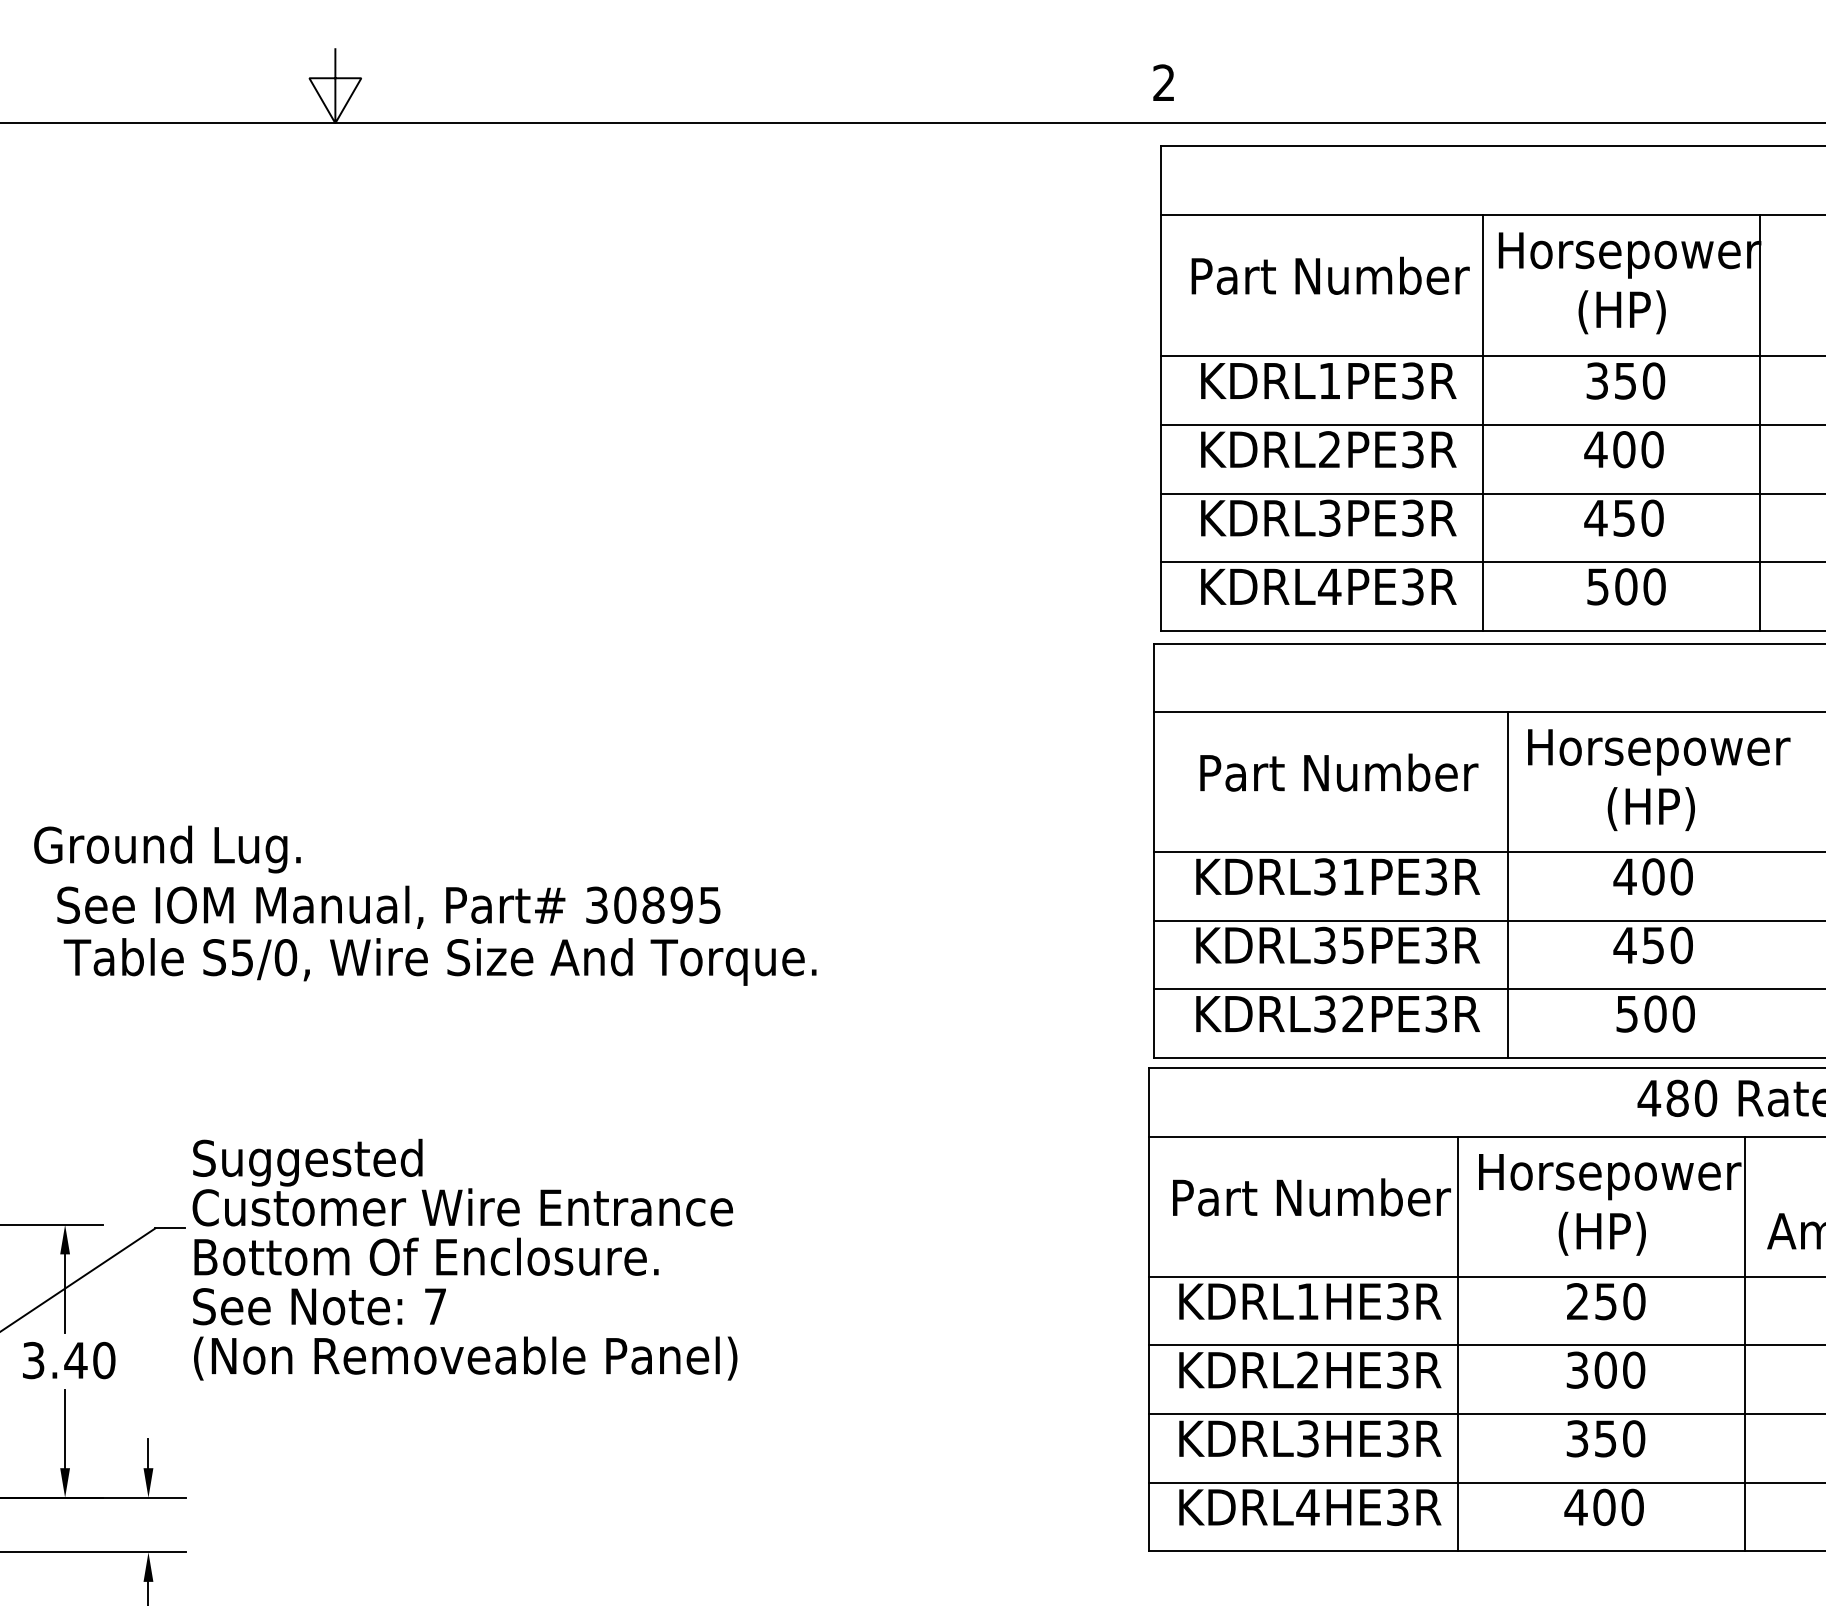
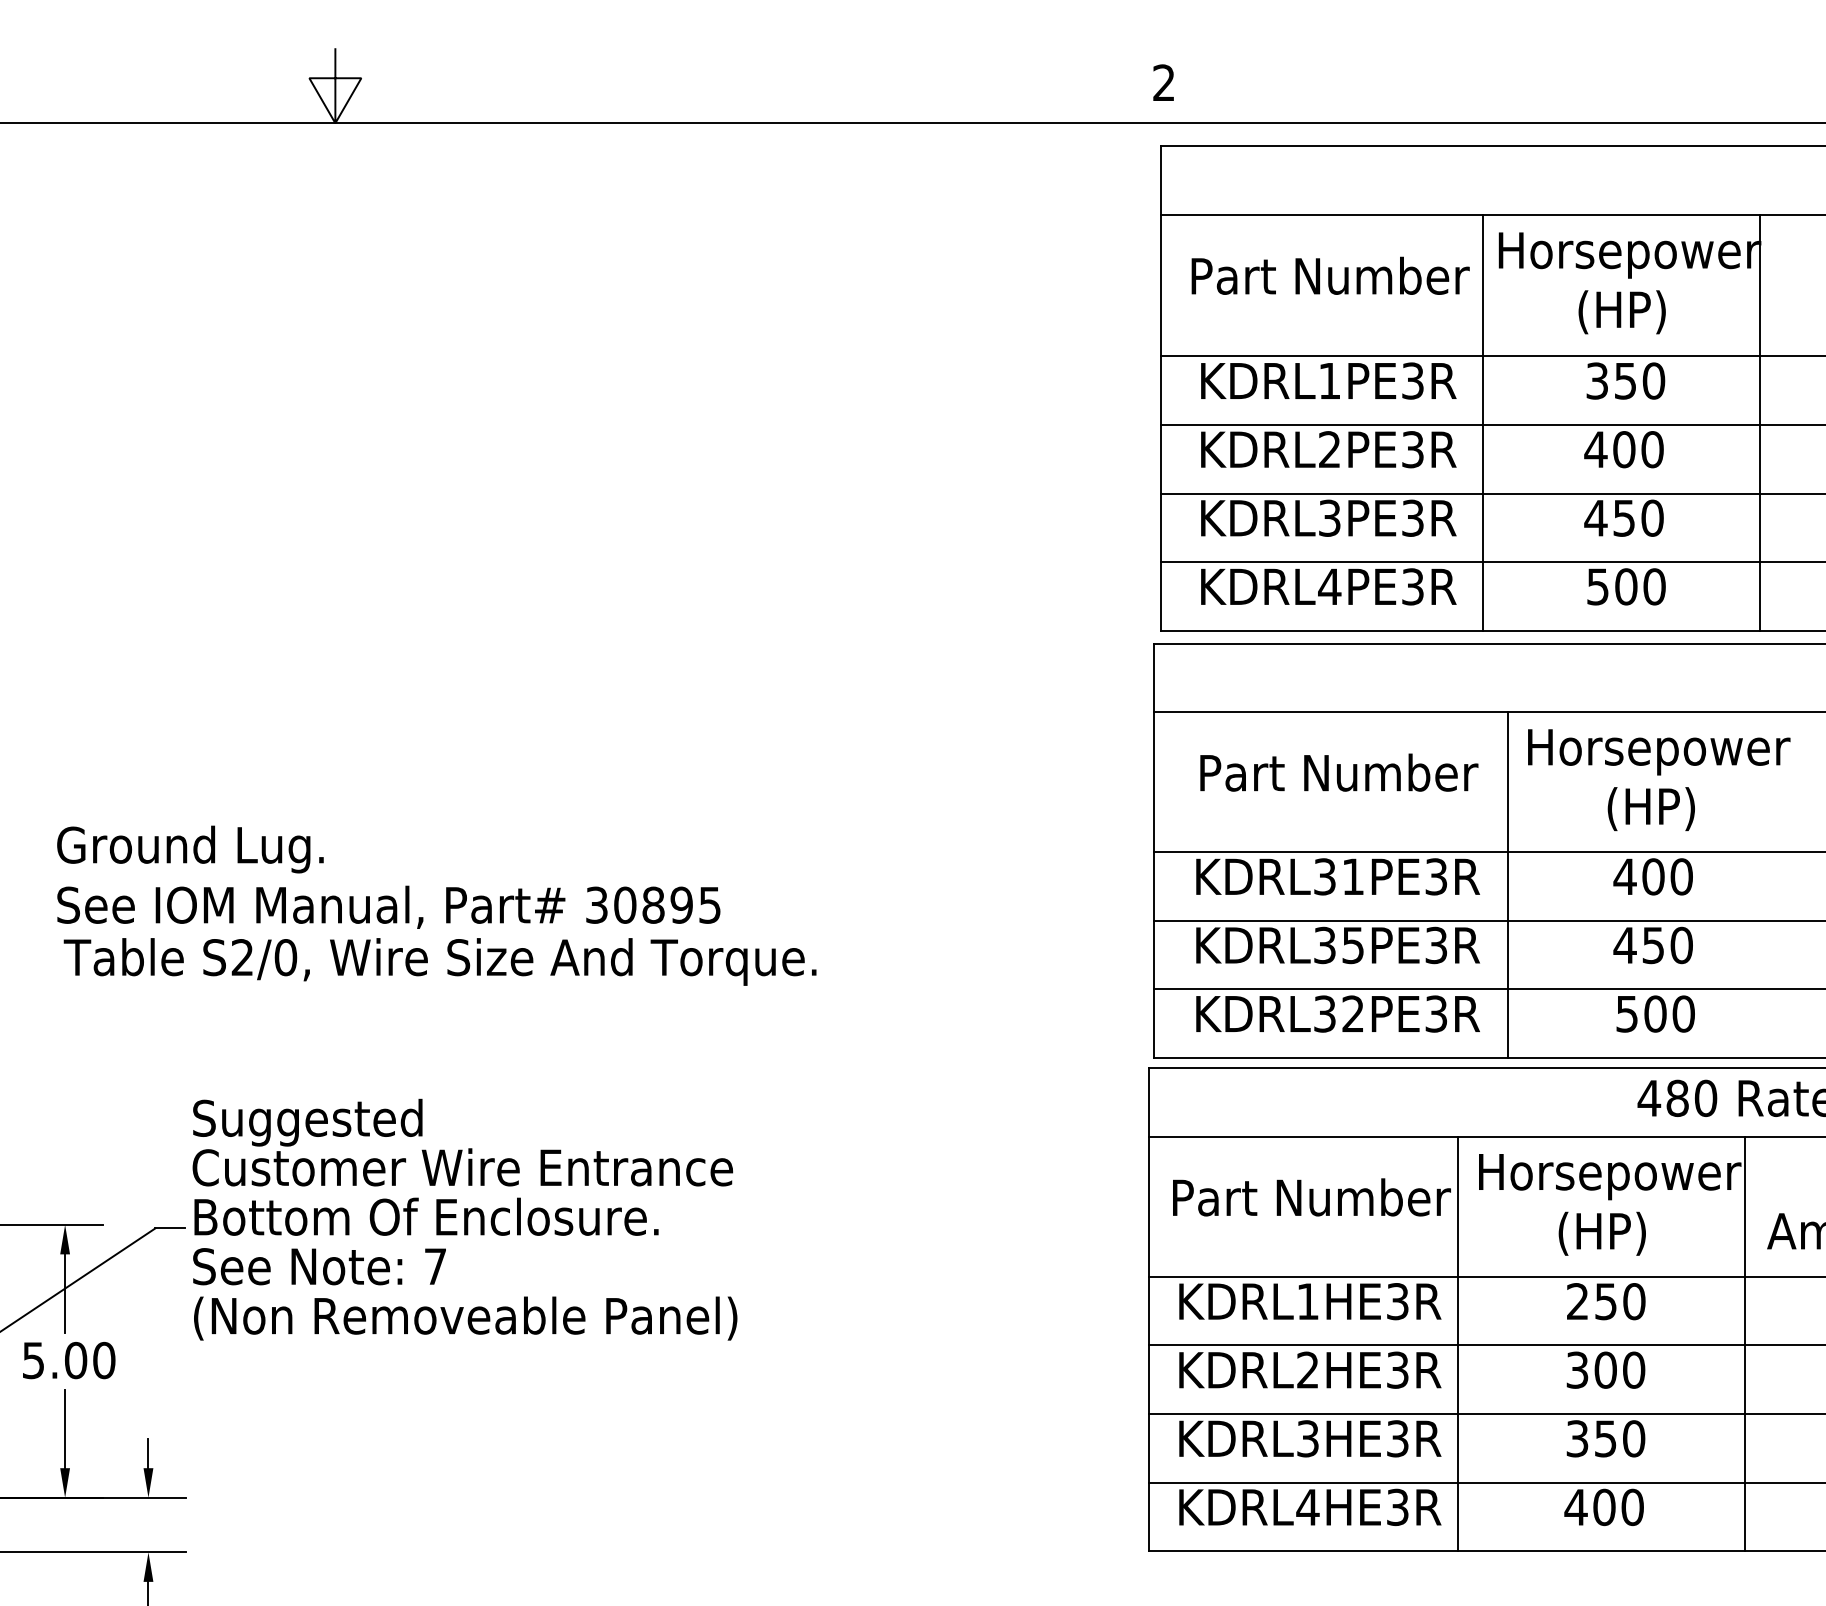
text position: (167, 849) -> (190, 849) (190, 849)
text: S5/0, -> S2/0, (241, 957)
text position: (464, 1259) -> (464, 1219) (464, 1219)
text: 3.40 -> 5.00 (55, 1360)
